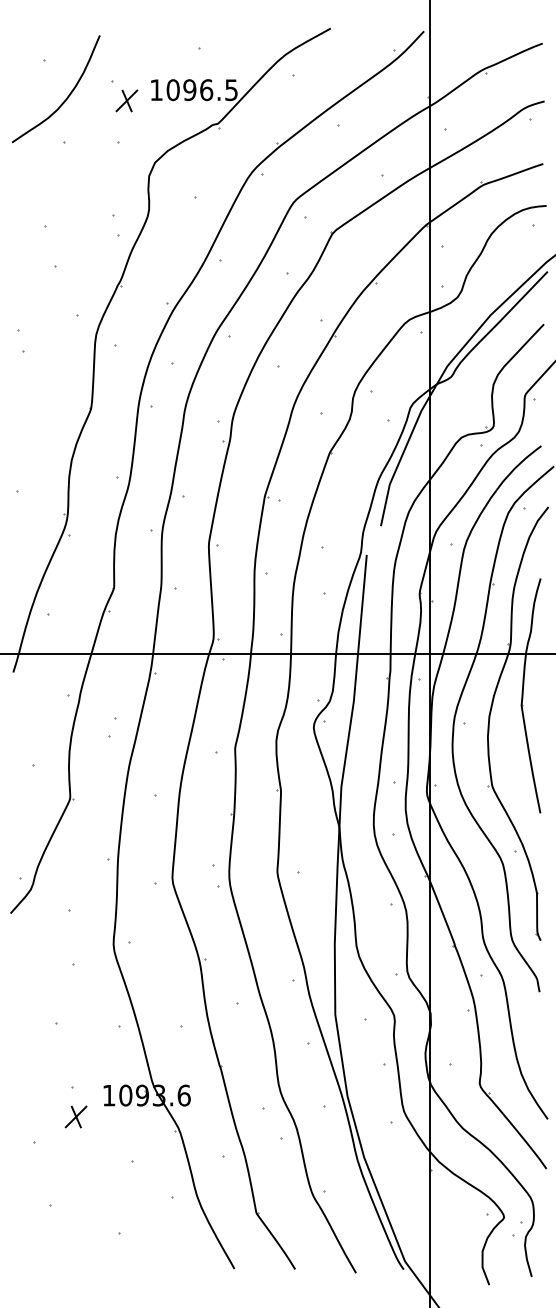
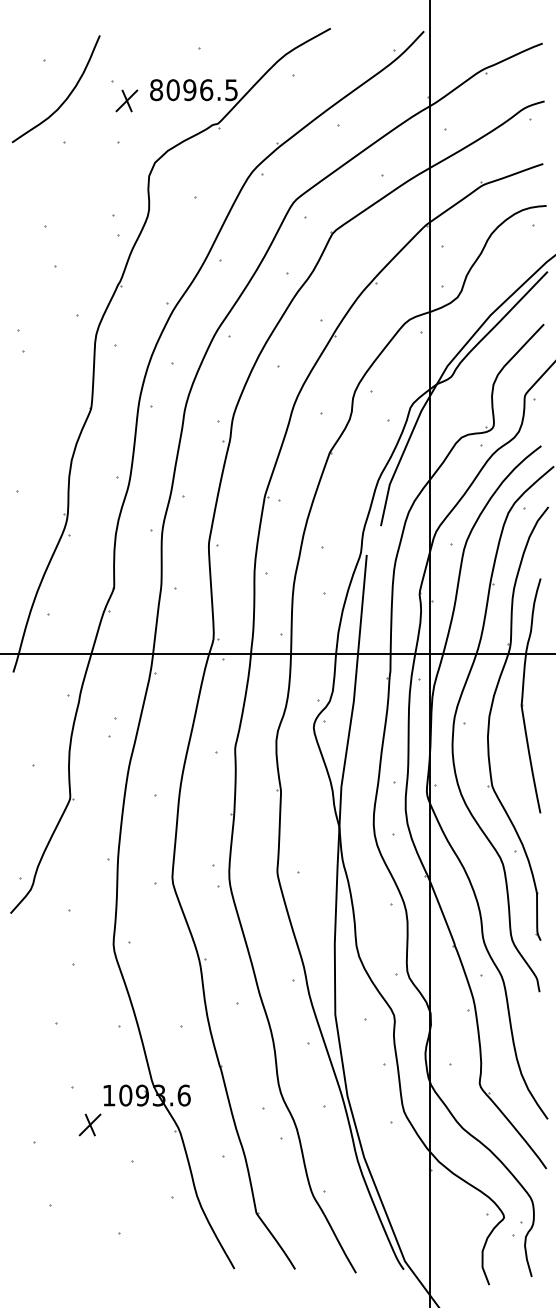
text: 1096.5 -> 8096.5 (156, 90)
part position: (75, 1116) -> (89, 1124) (89, 1124)
